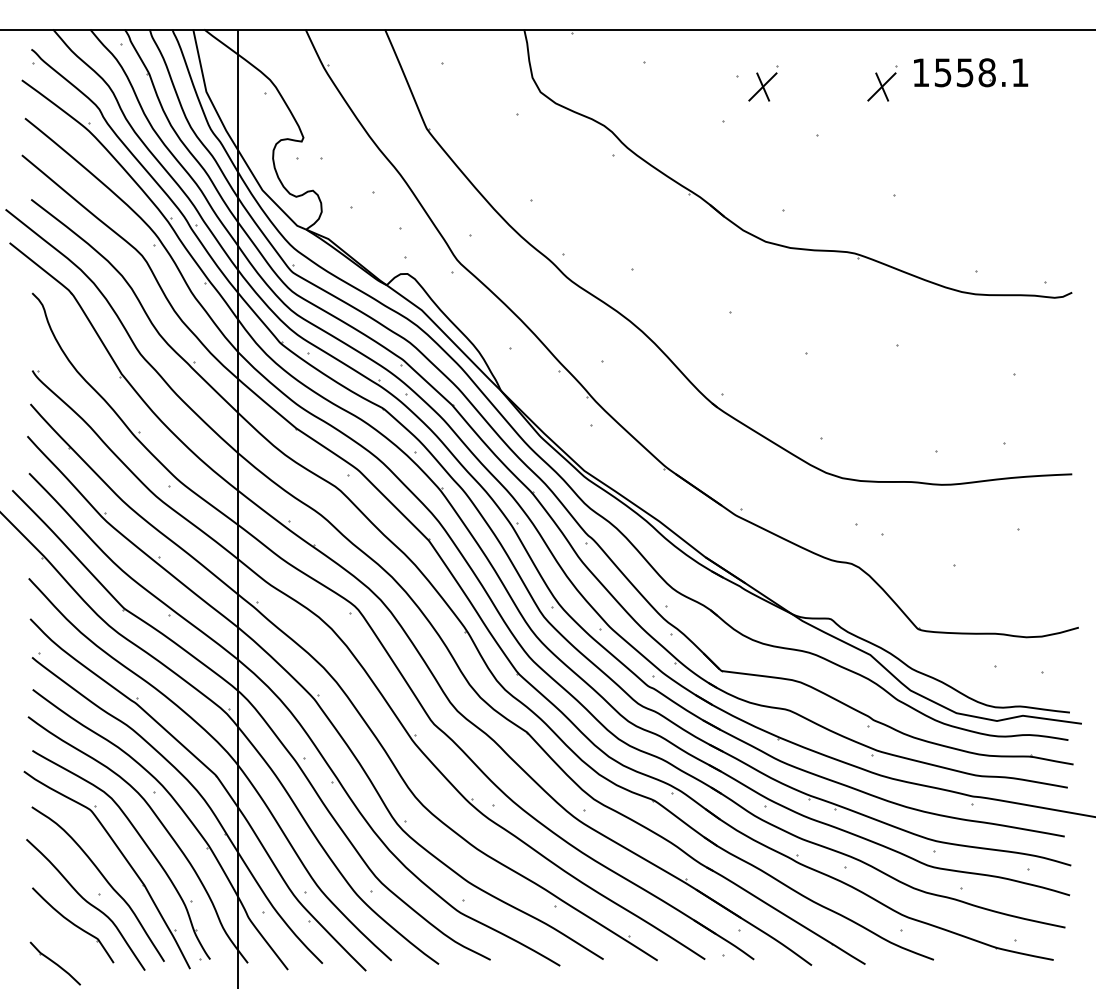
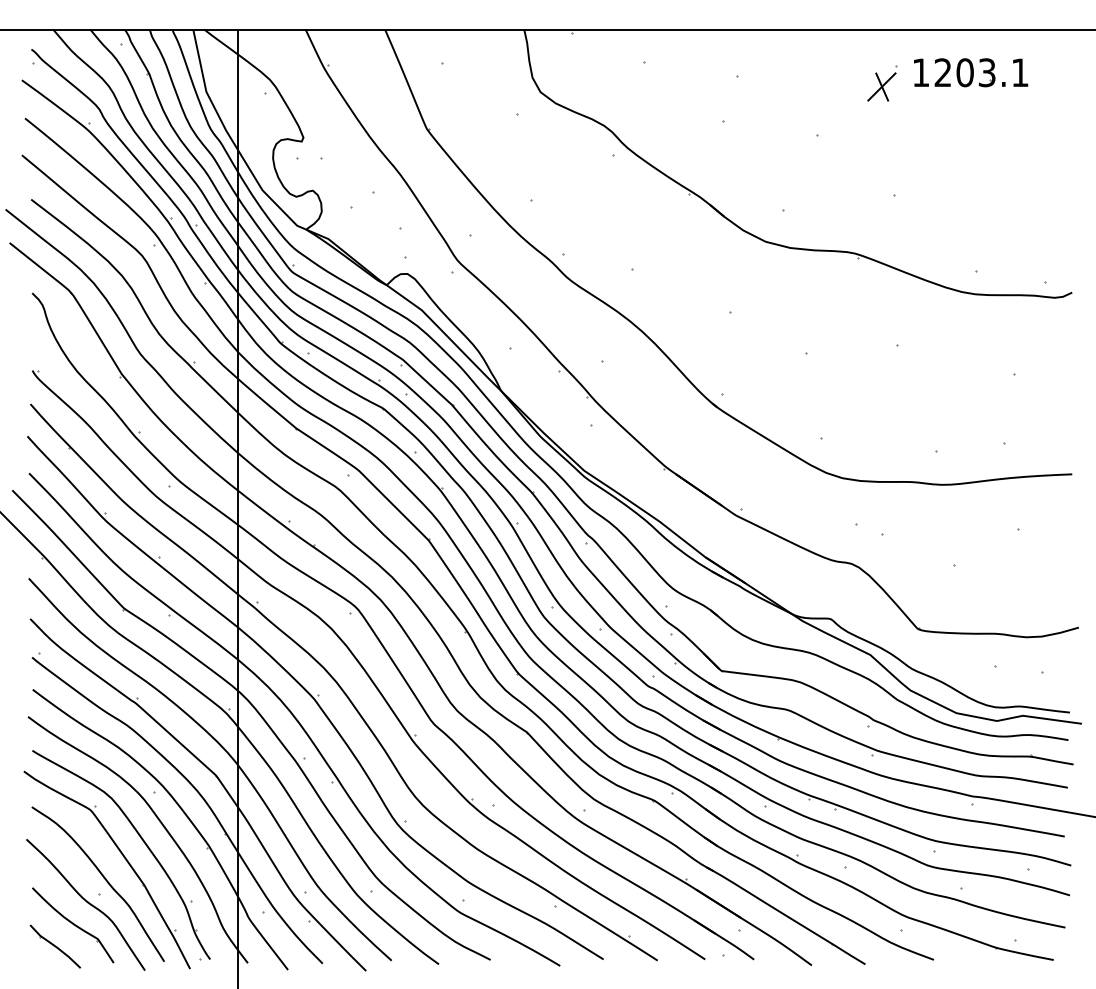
text: 1558.1 -> 1203.1 (964, 72)
part: present -> none (763, 83)
part position: (54, 963) -> (54, 946) (54, 946)
